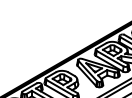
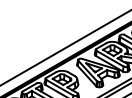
line: none -> present (65, 47)
